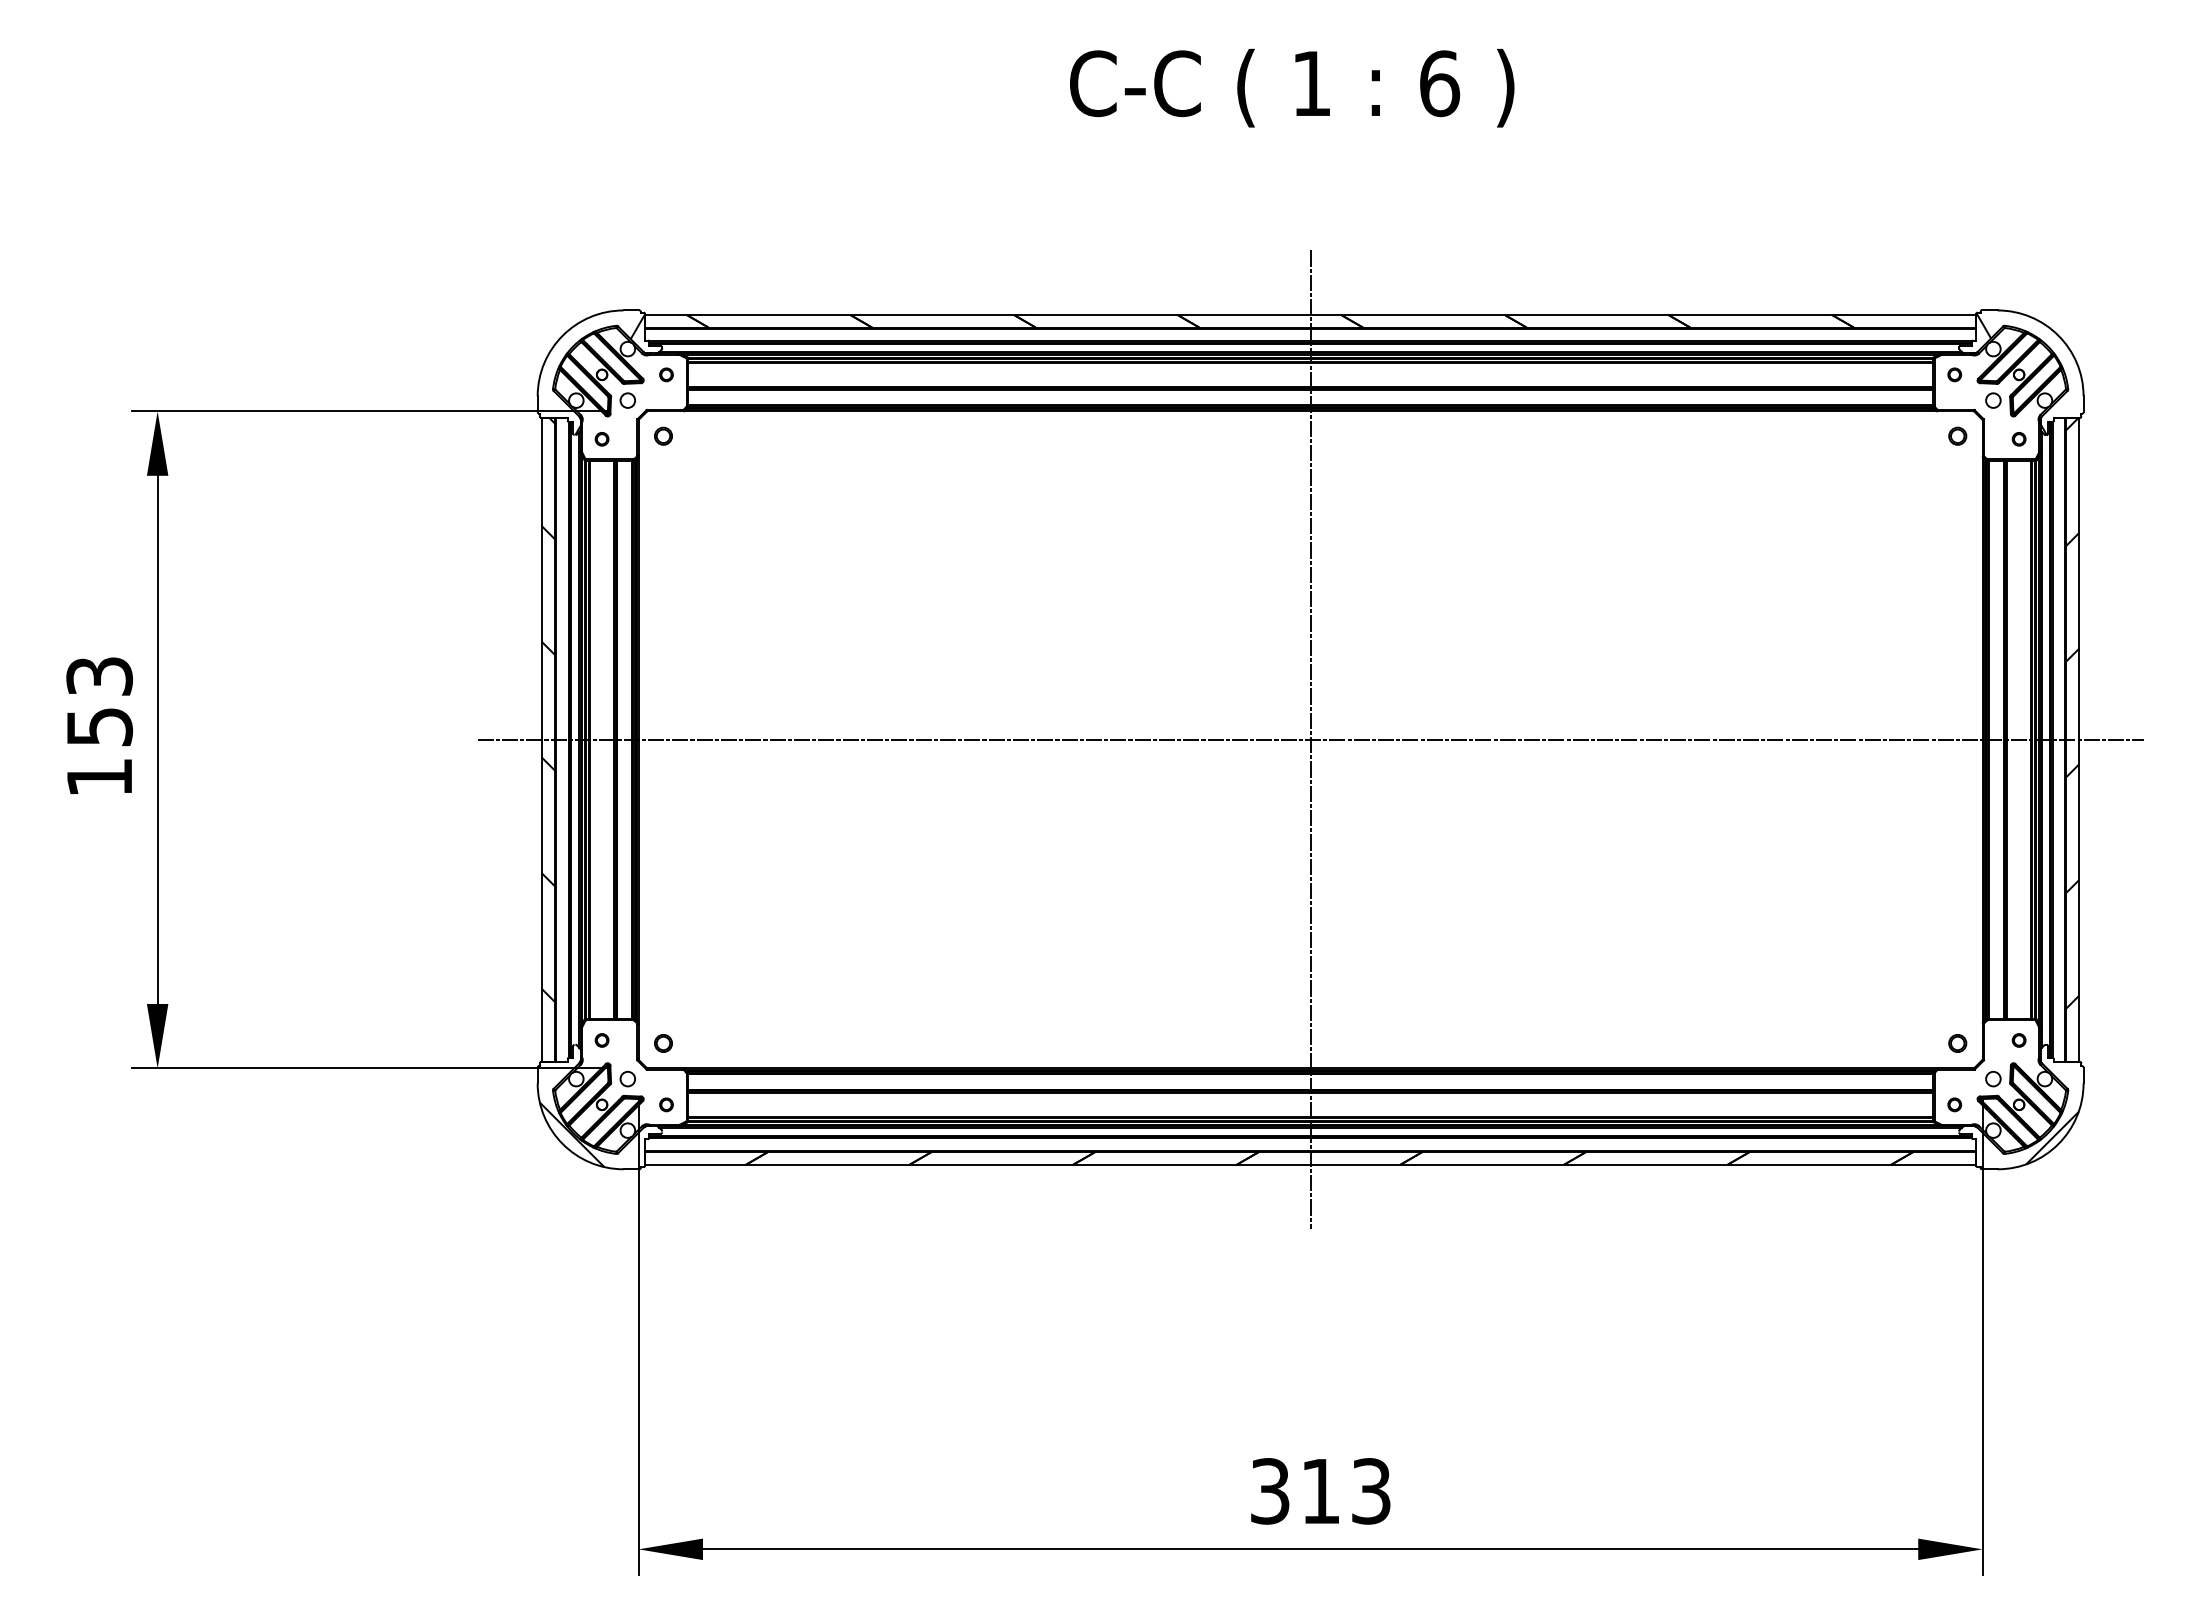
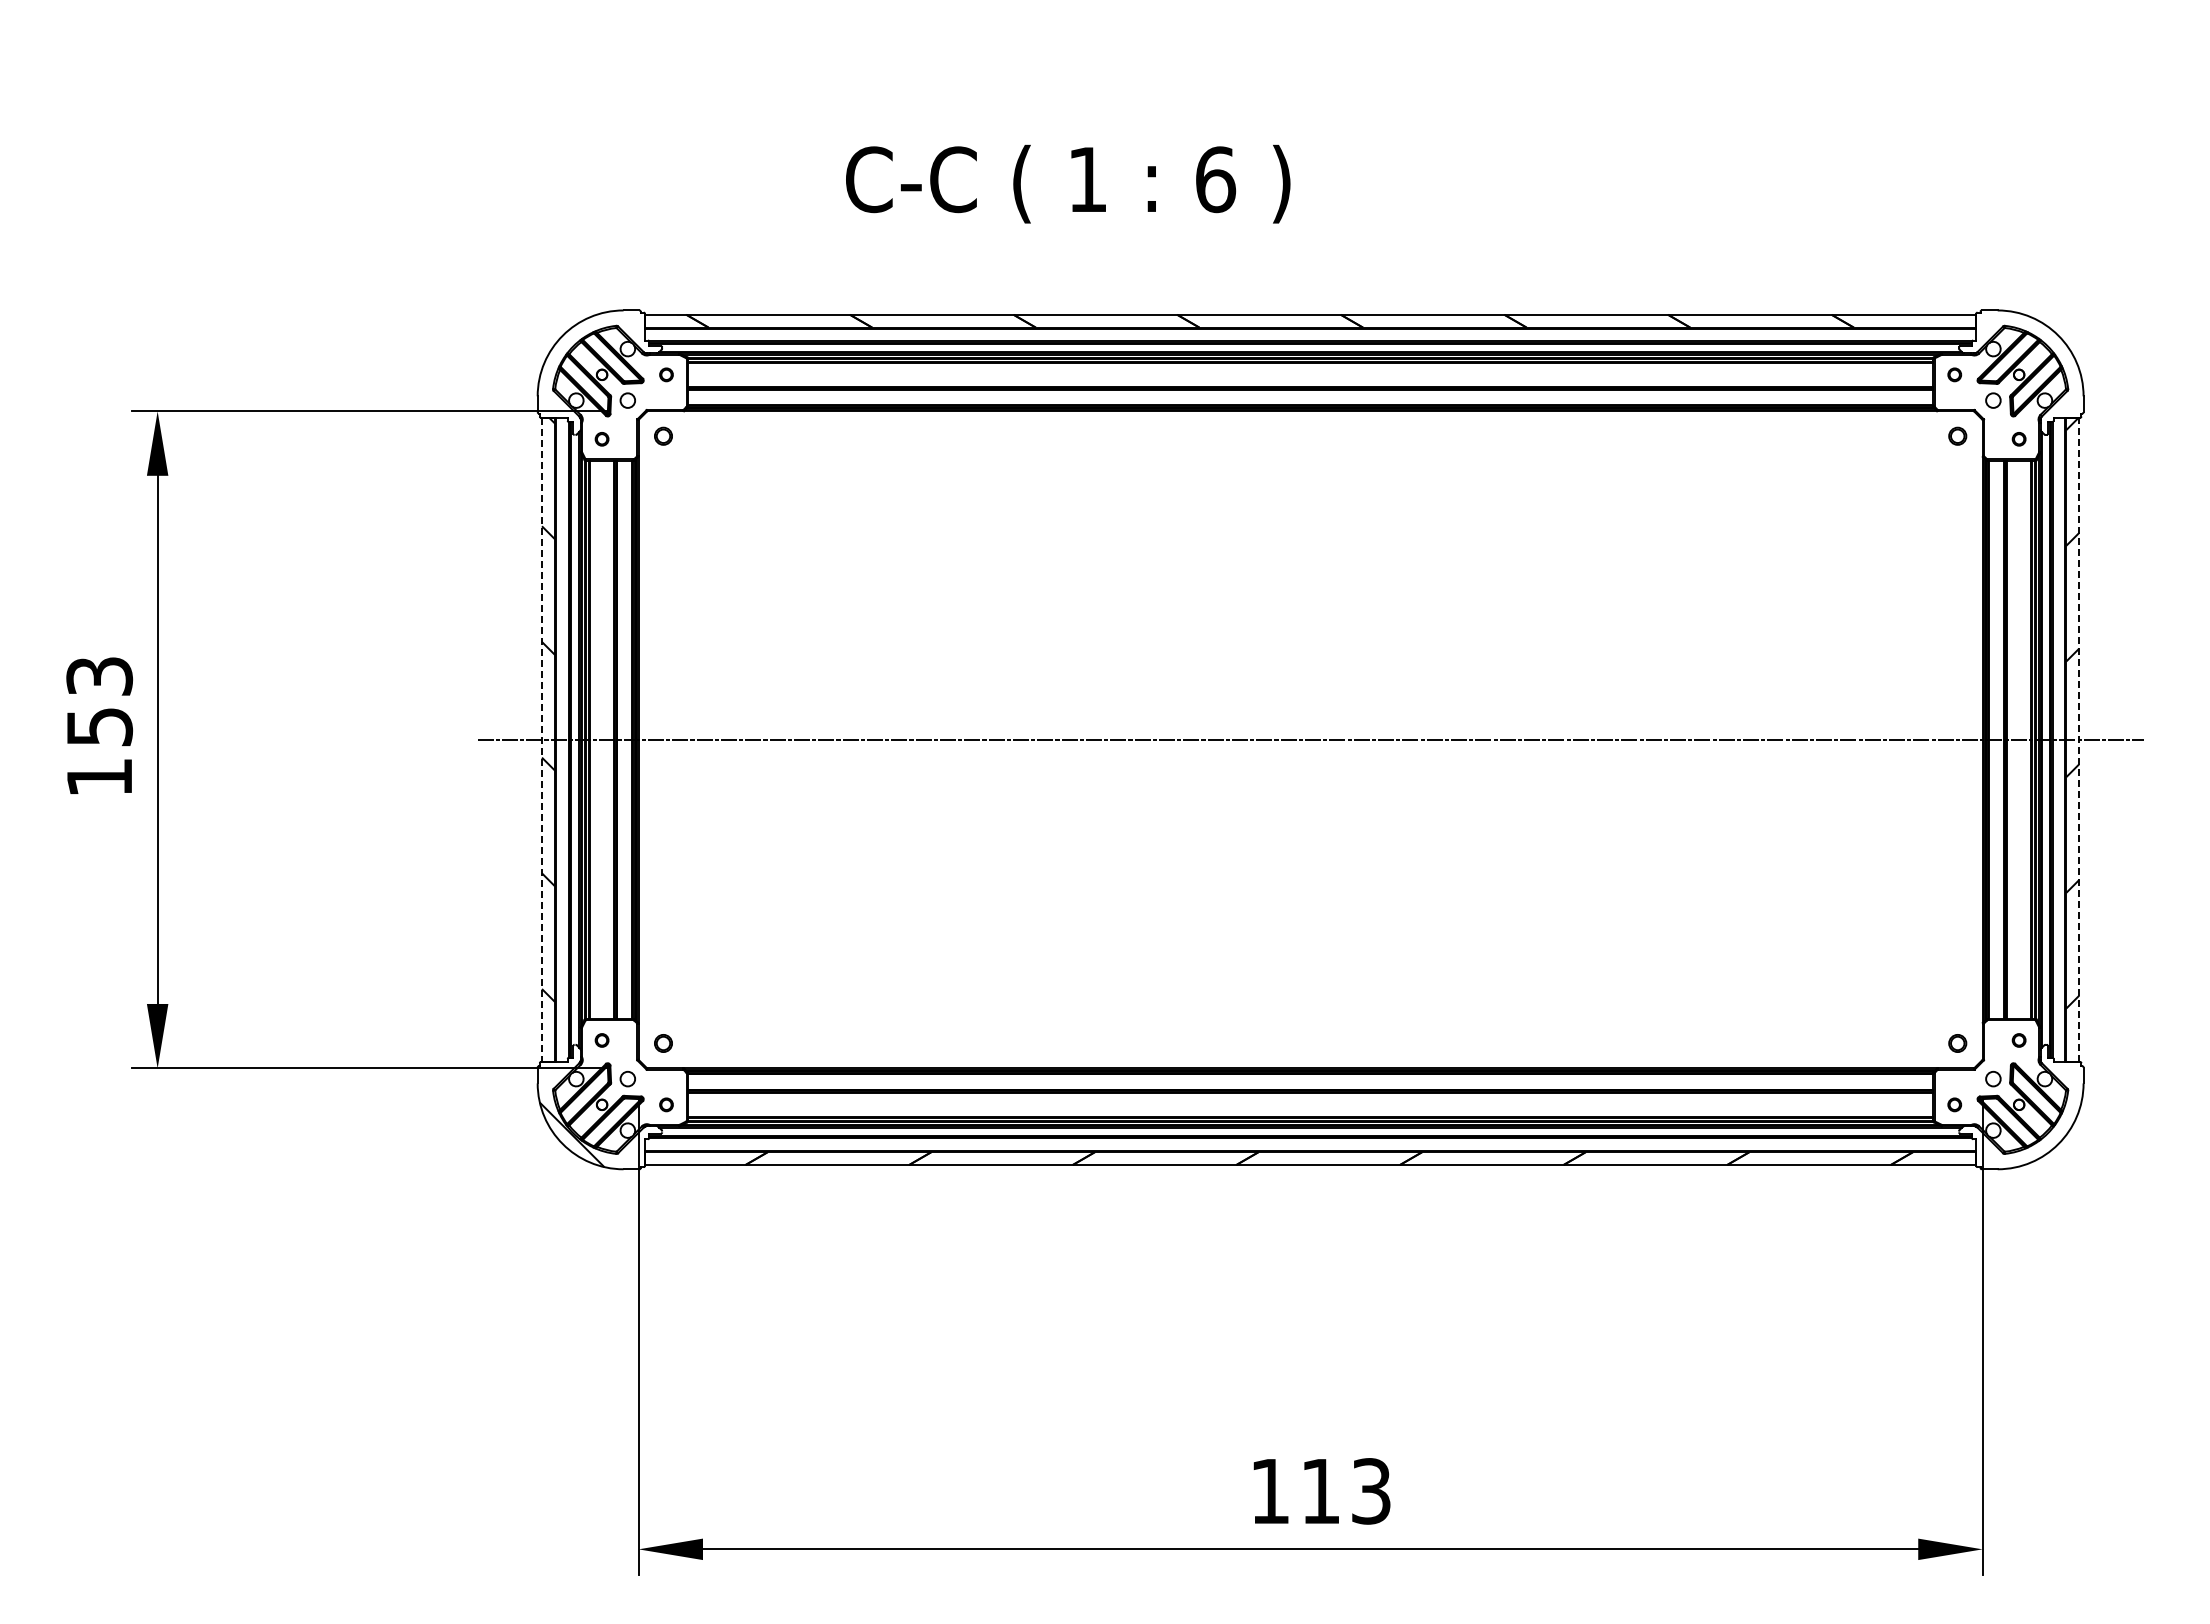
text position: (1292, 87) -> (1068, 183) (1068, 183)
hatch: present -> none (2011, 373)
hatch: present -> none (610, 374)
line: present -> none (1310, 739)
line: solid -> dashed (2079, 739)
line: solid -> dashed (541, 740)
hatch: present -> none (2052, 1137)
text: 313 -> 113 (1270, 1491)
